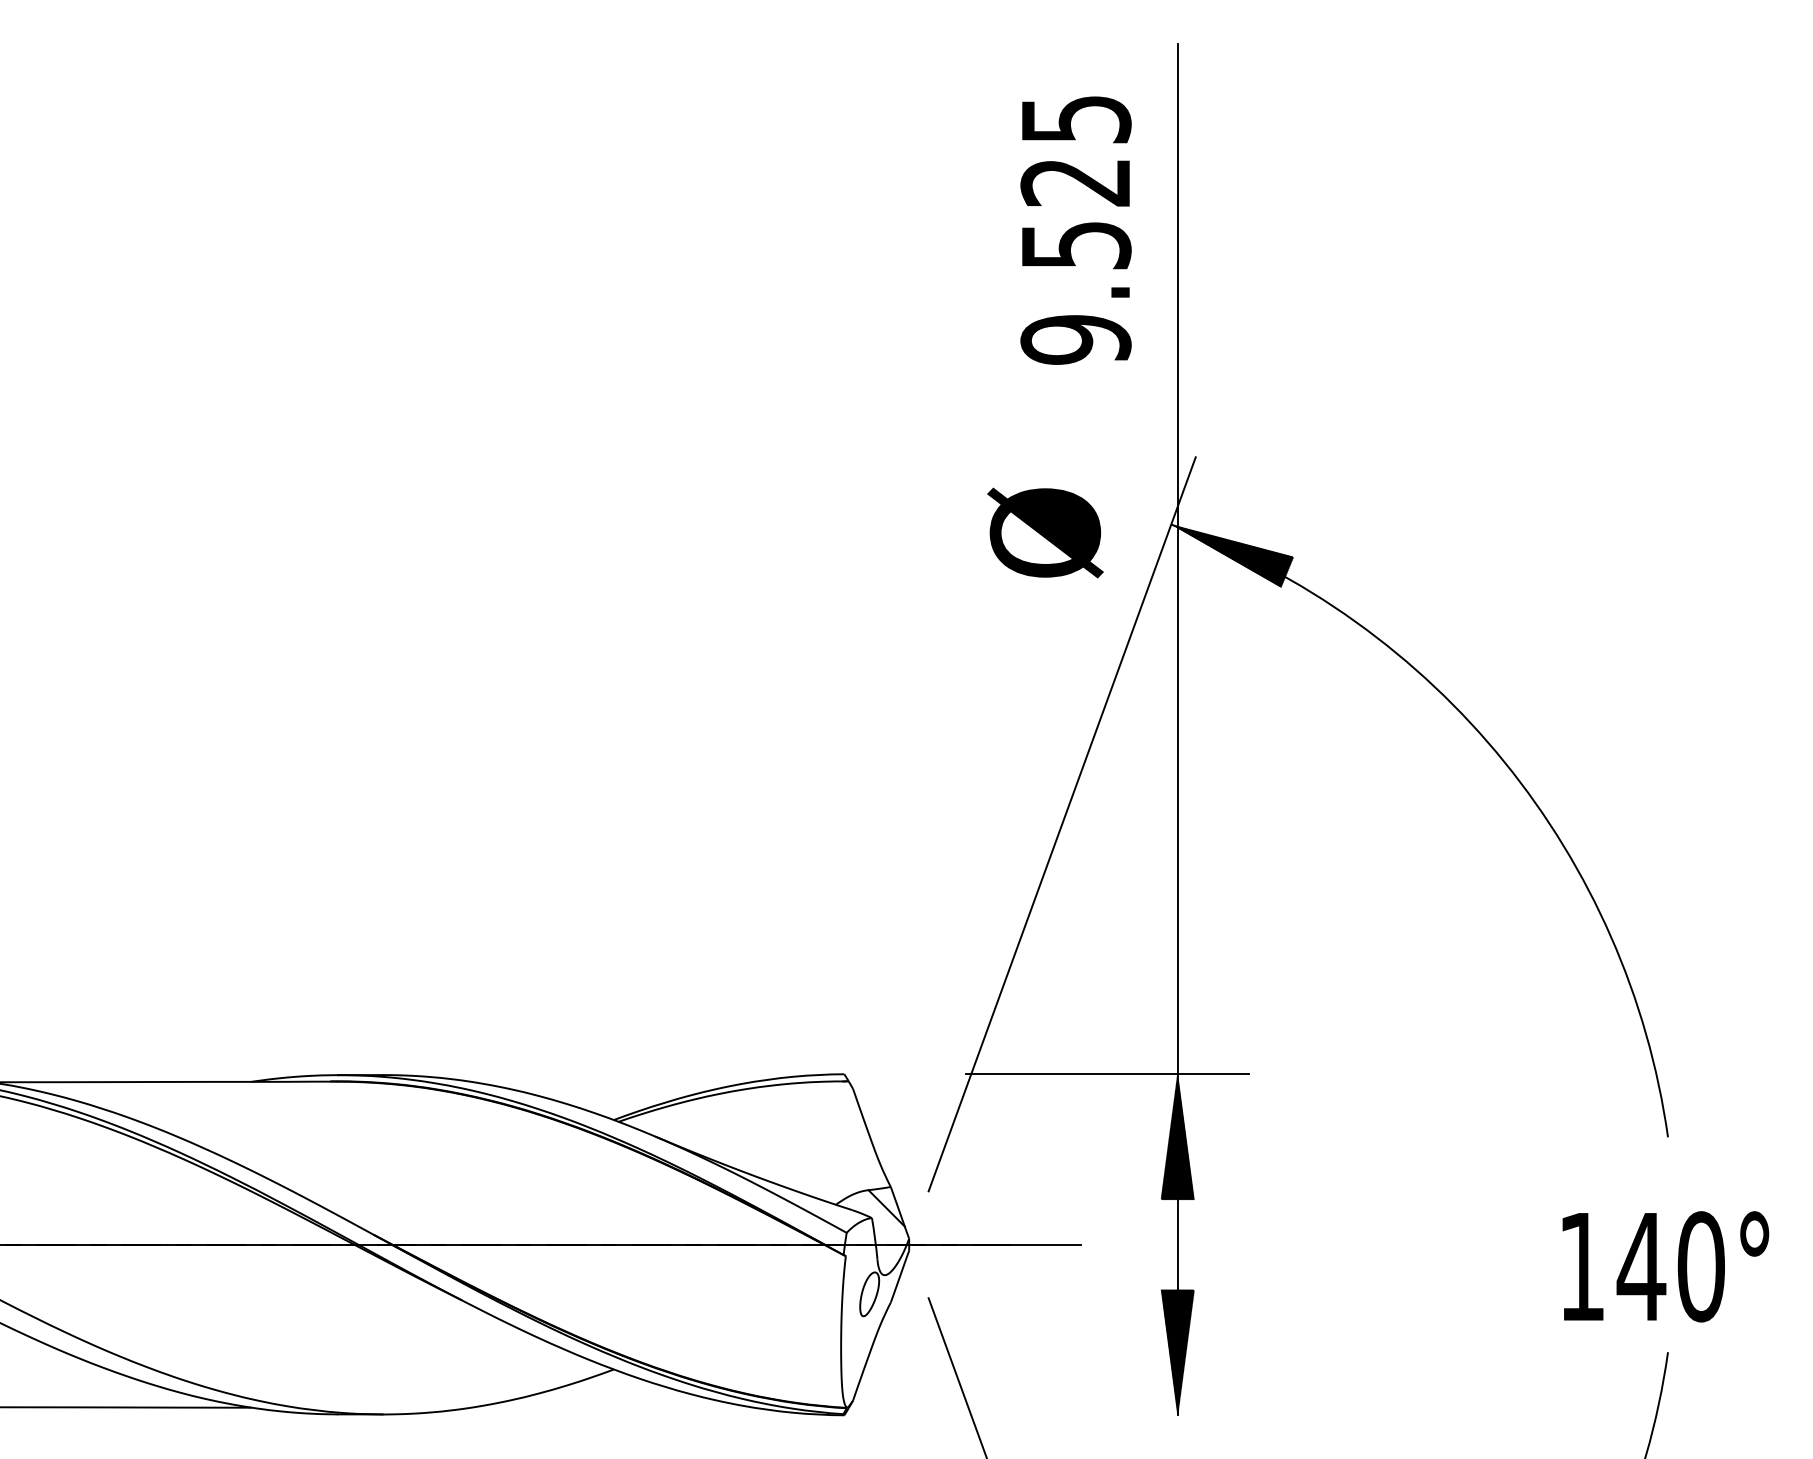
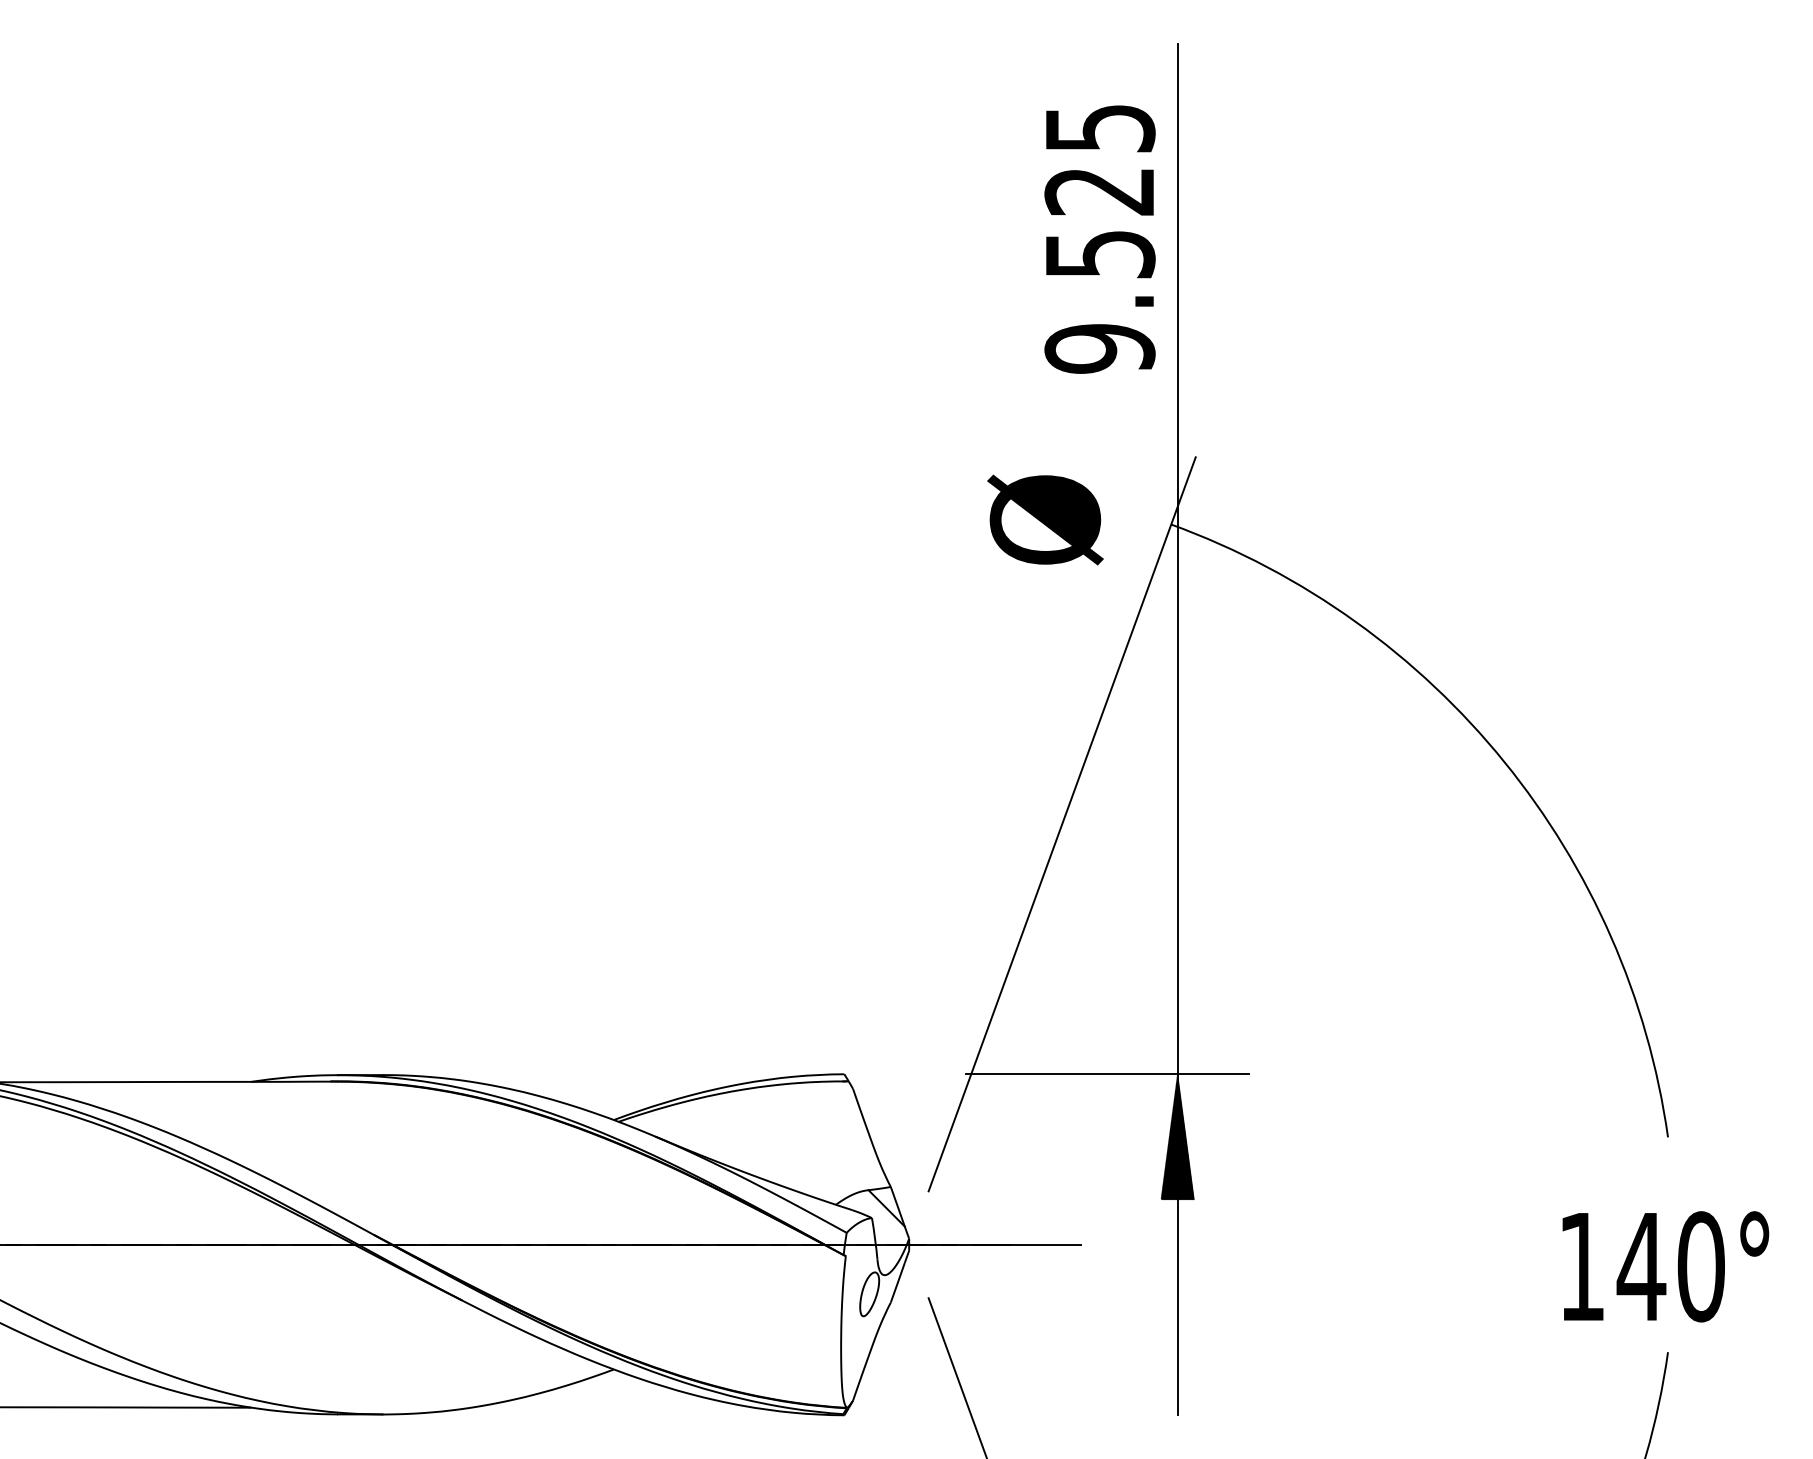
text position: (1075, 230) -> (1099, 239) (1099, 239)
text position: (1045, 532) -> (1045, 519) (1045, 519)
hatch: present -> none (1232, 555)
hatch: present -> none (1177, 1351)
